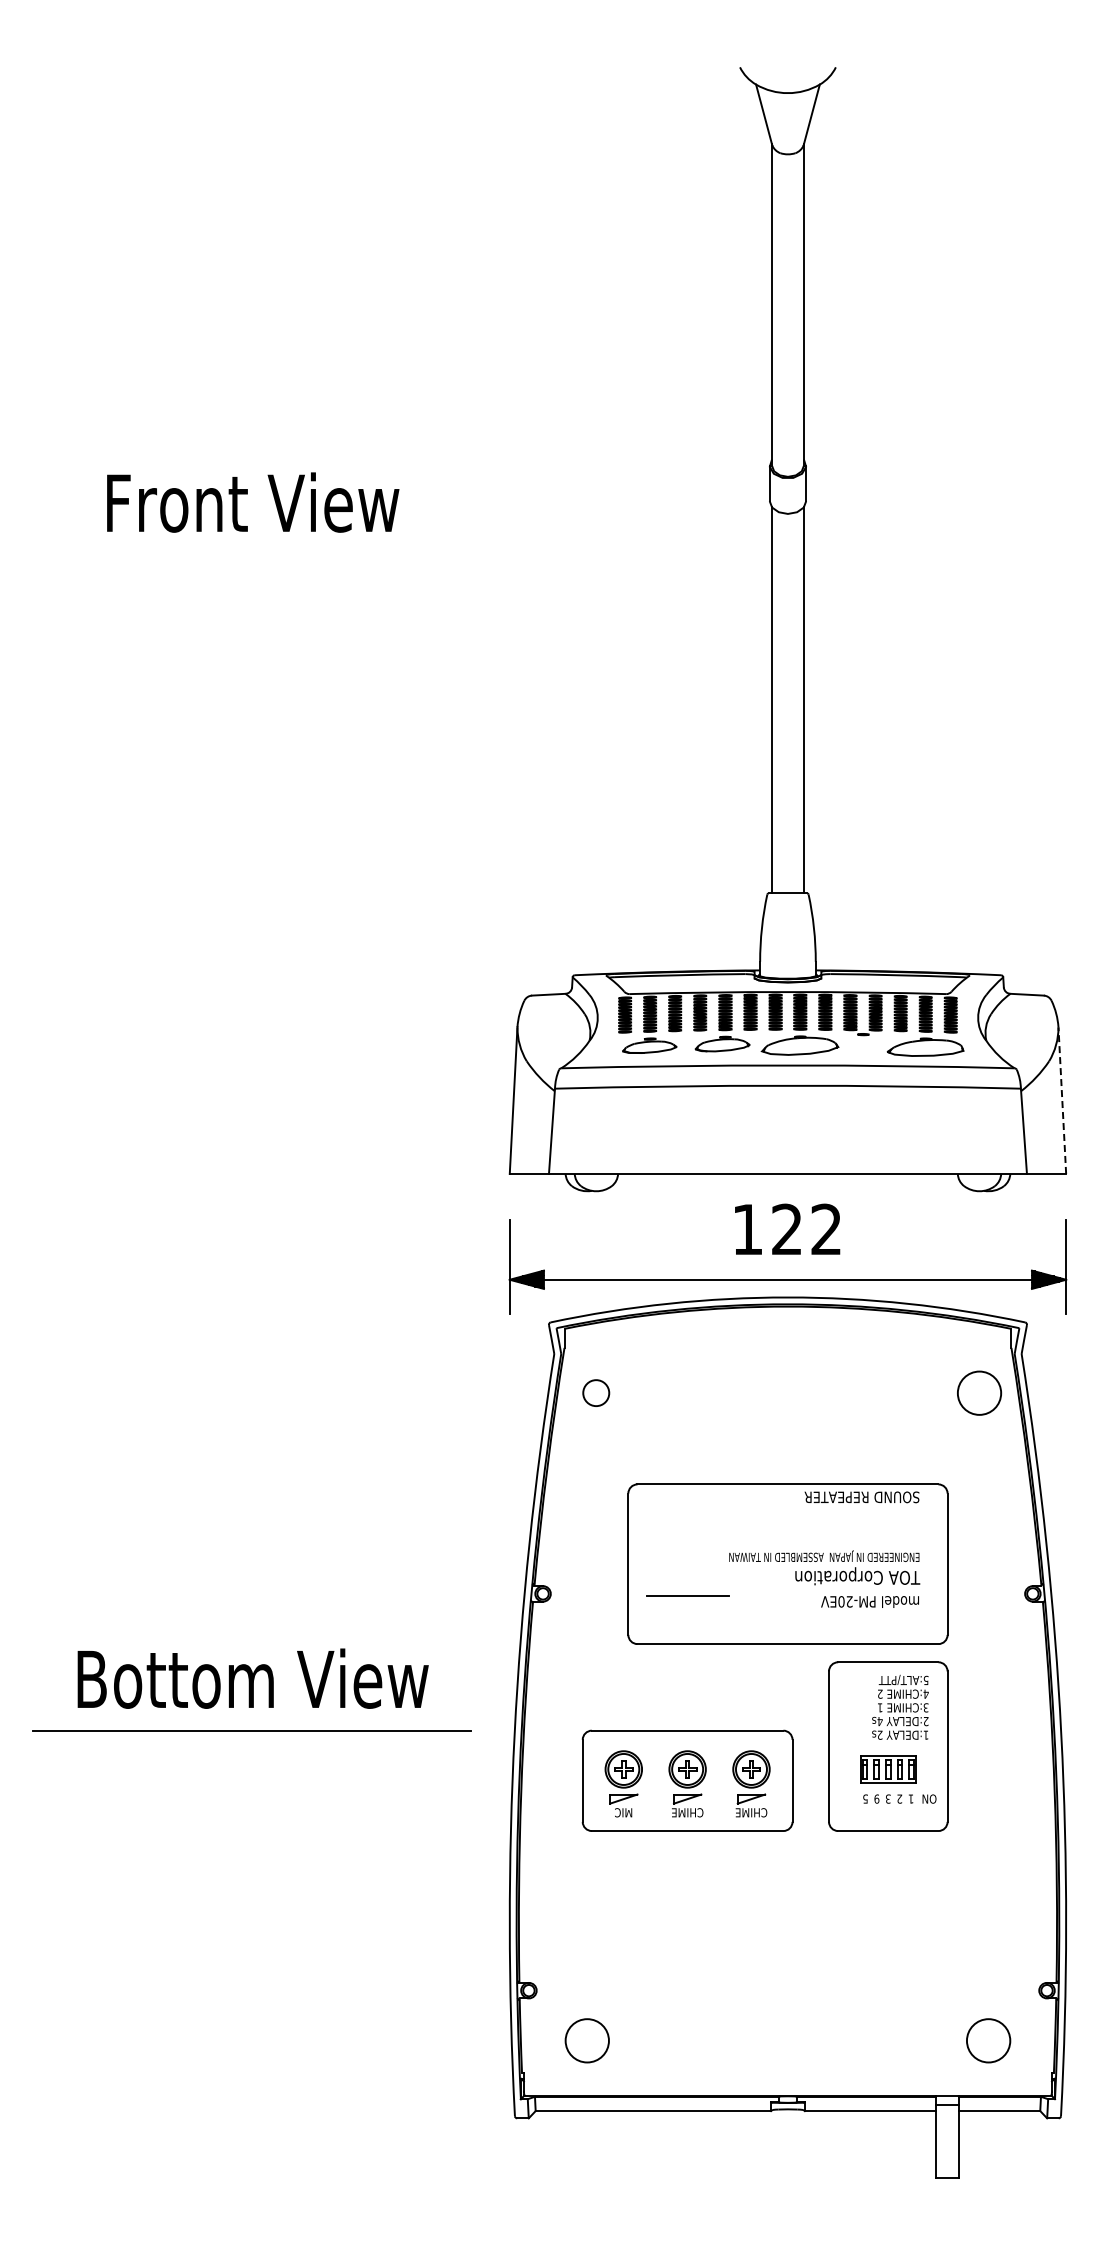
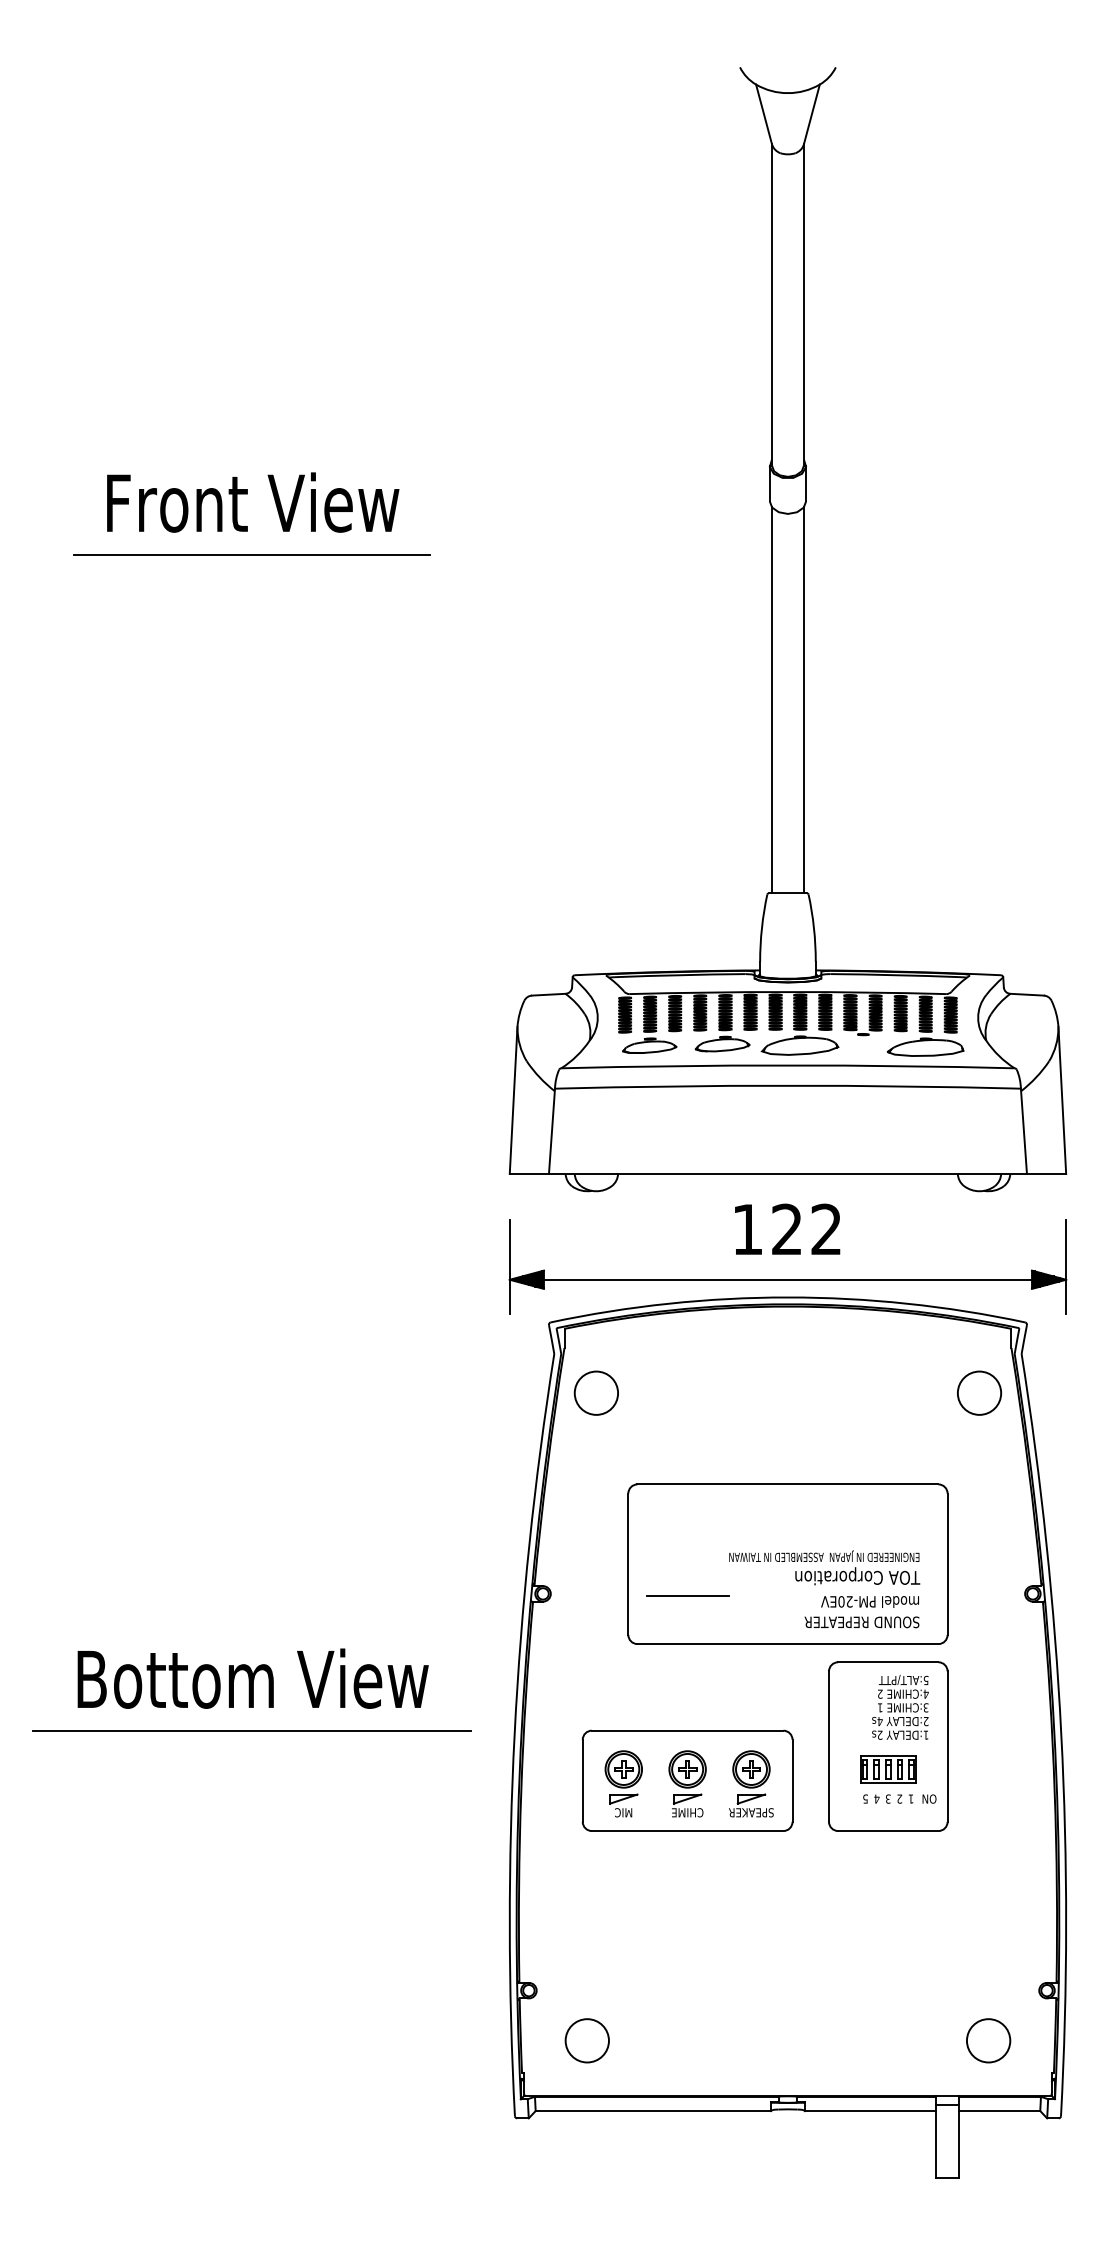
line: none -> present (251, 554)
line: dashed -> solid (1062, 1100)
circle size: 29x28 px -> 46x46 px (595, 1392)
text position: (861, 1497) -> (861, 1622) (861, 1622)
text: 9 -> 4 (876, 1798)
text: CHIME -> SPEAKER (751, 1812)
